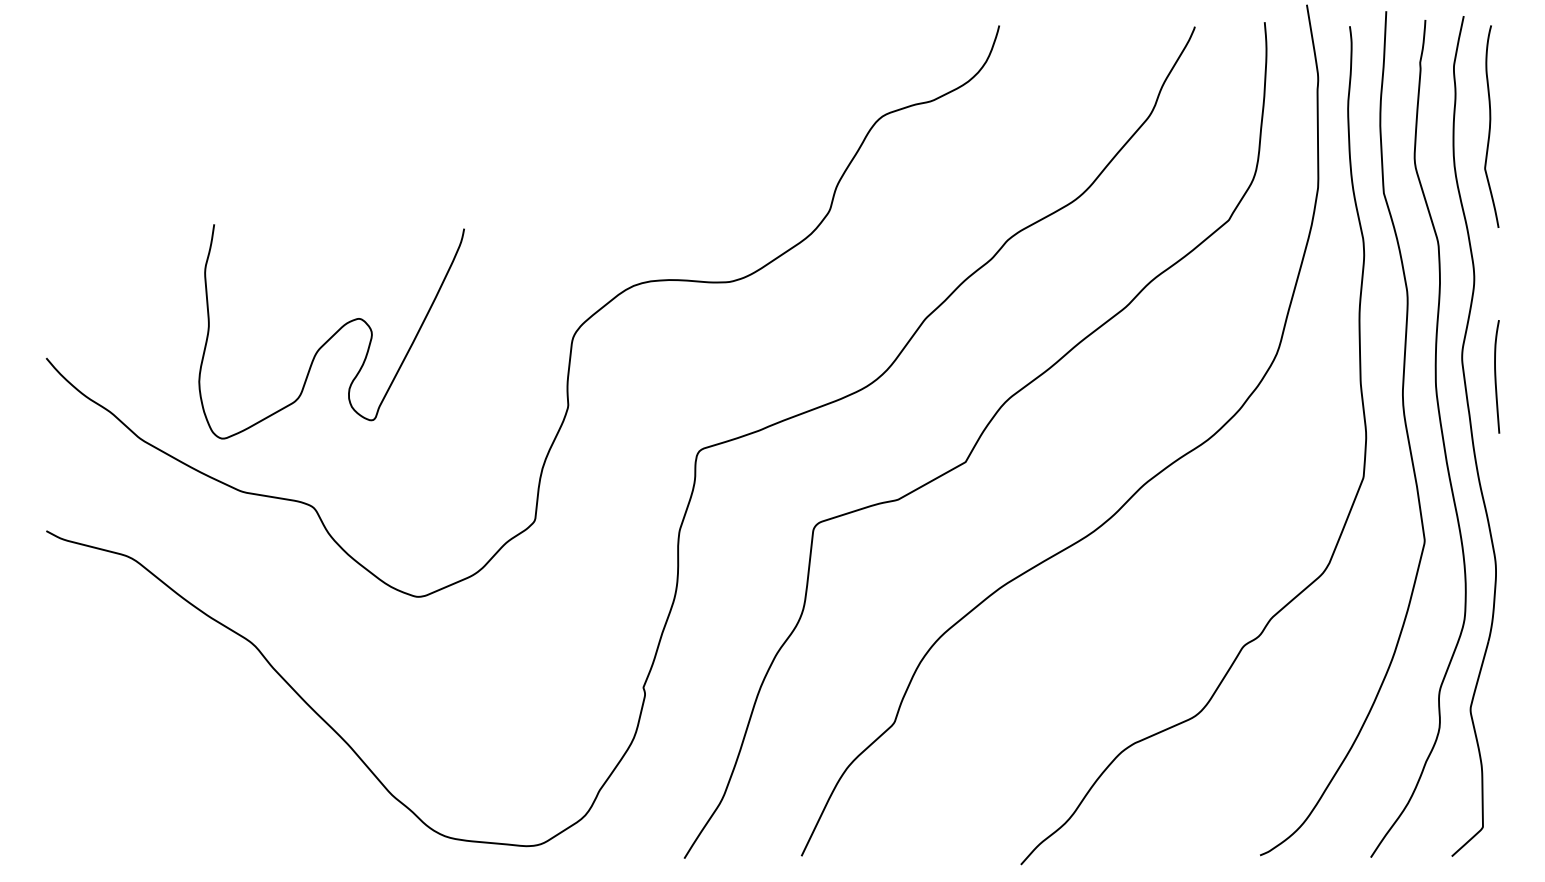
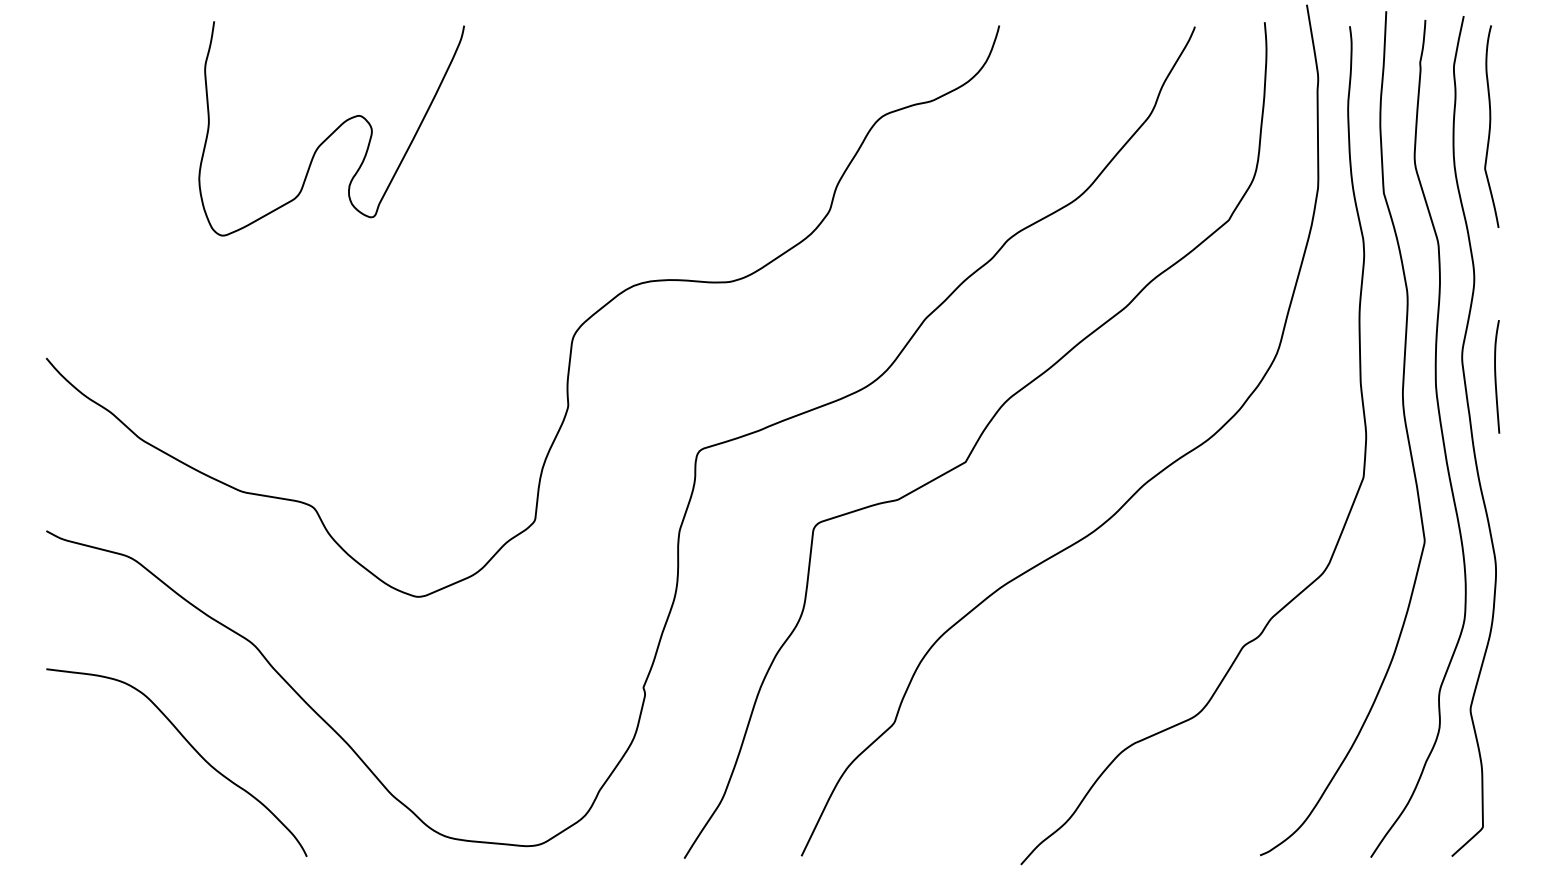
curve position: (334, 333) -> (334, 130) (334, 130)
curve: none -> present (191, 747)
